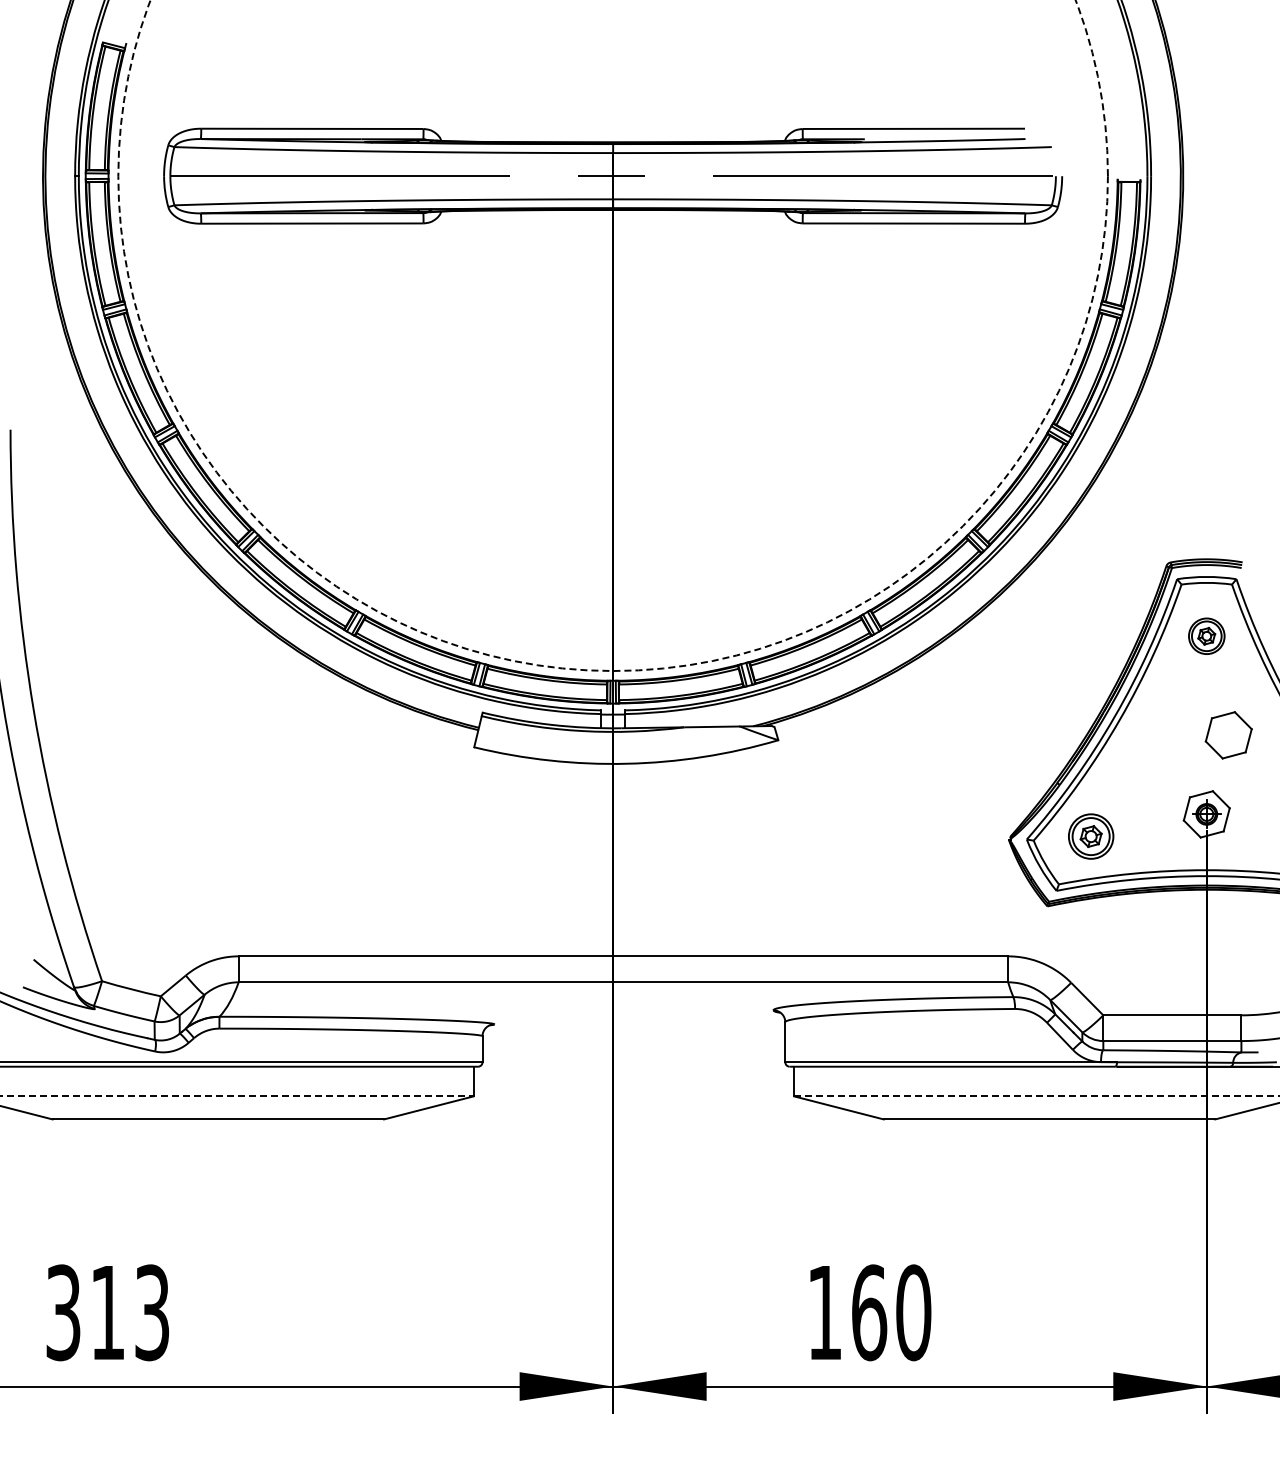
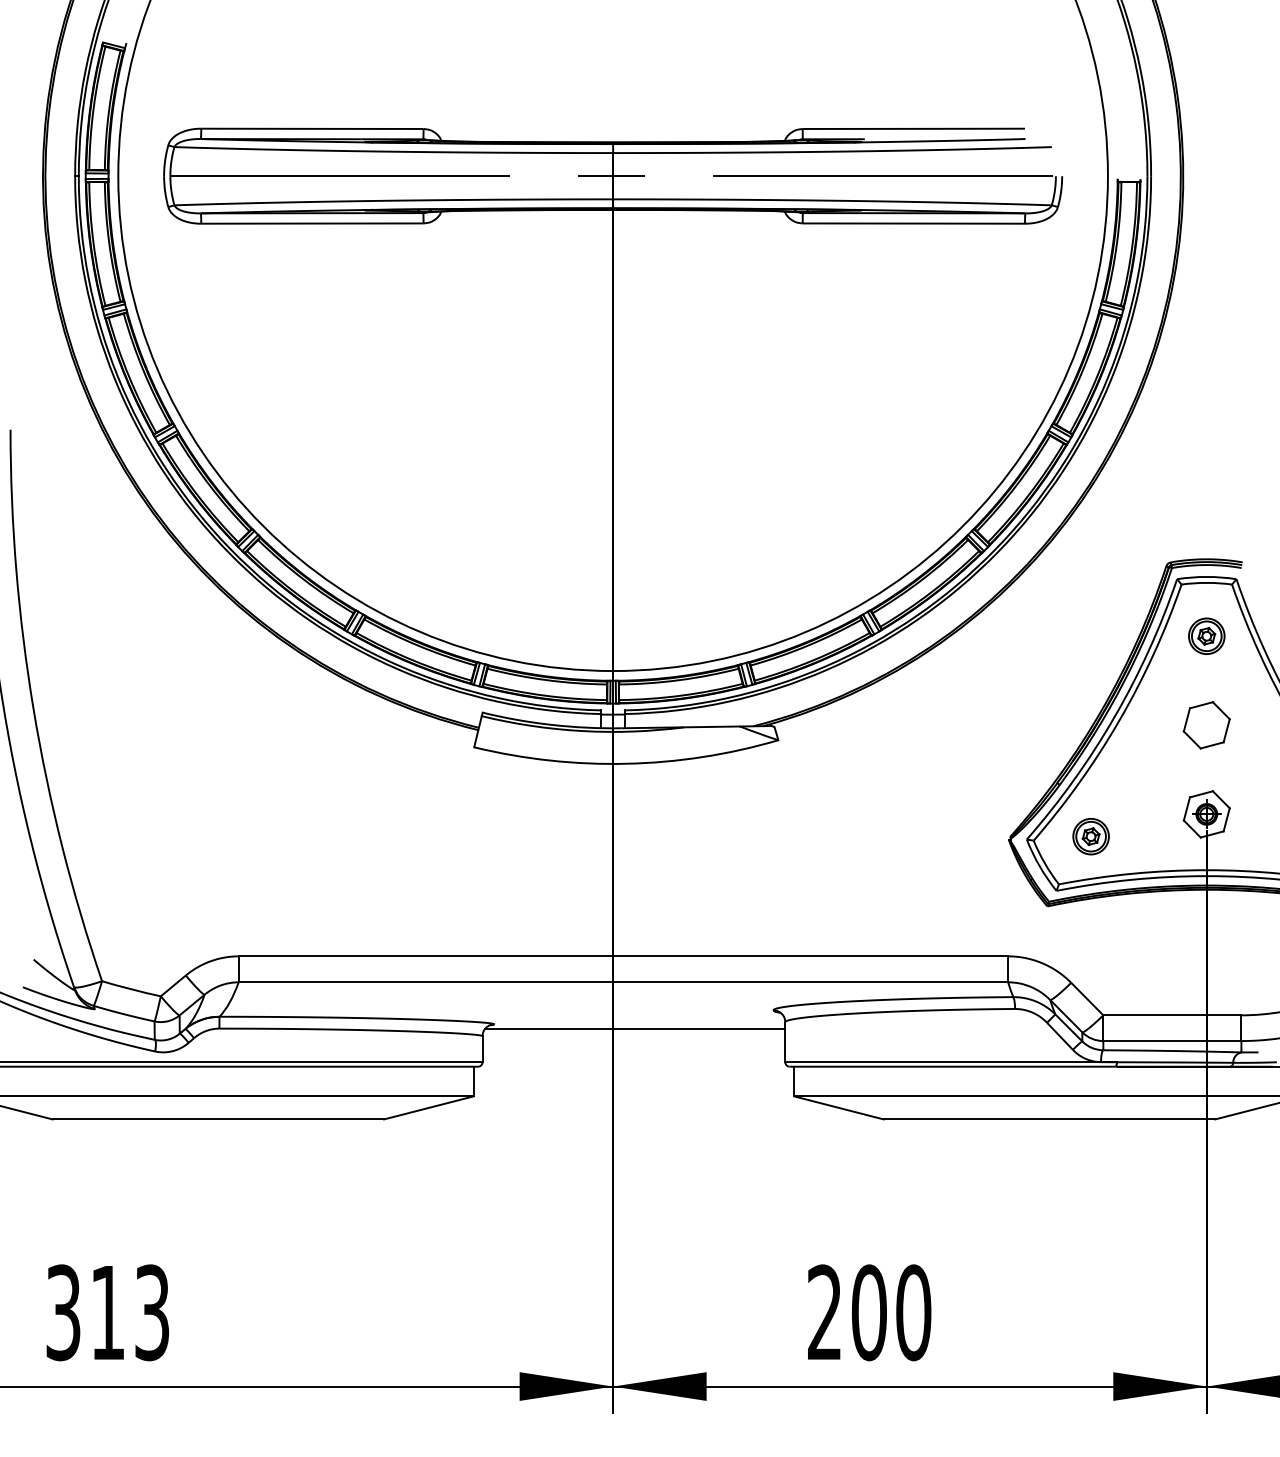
circle: dashed -> solid (612, 335)
part position: (1228, 735) -> (1206, 725) (1206, 725)
part size: 47x47 px -> 38x38 px (1090, 836)
line: none -> present (634, 1029)
line: dashed -> solid (236, 1096)
line: dashed -> solid (1036, 1096)
text: 160 -> 200 (847, 1312)
